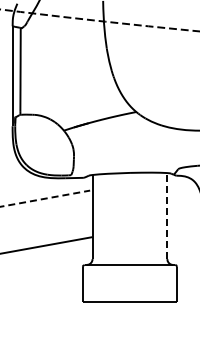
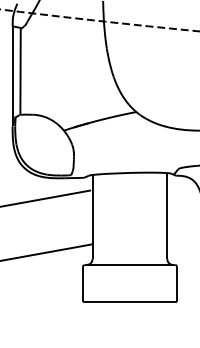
line: dashed -> solid (45, 198)
line: dashed -> solid (167, 215)
line position: (46, 245) -> (47, 252) (47, 252)
